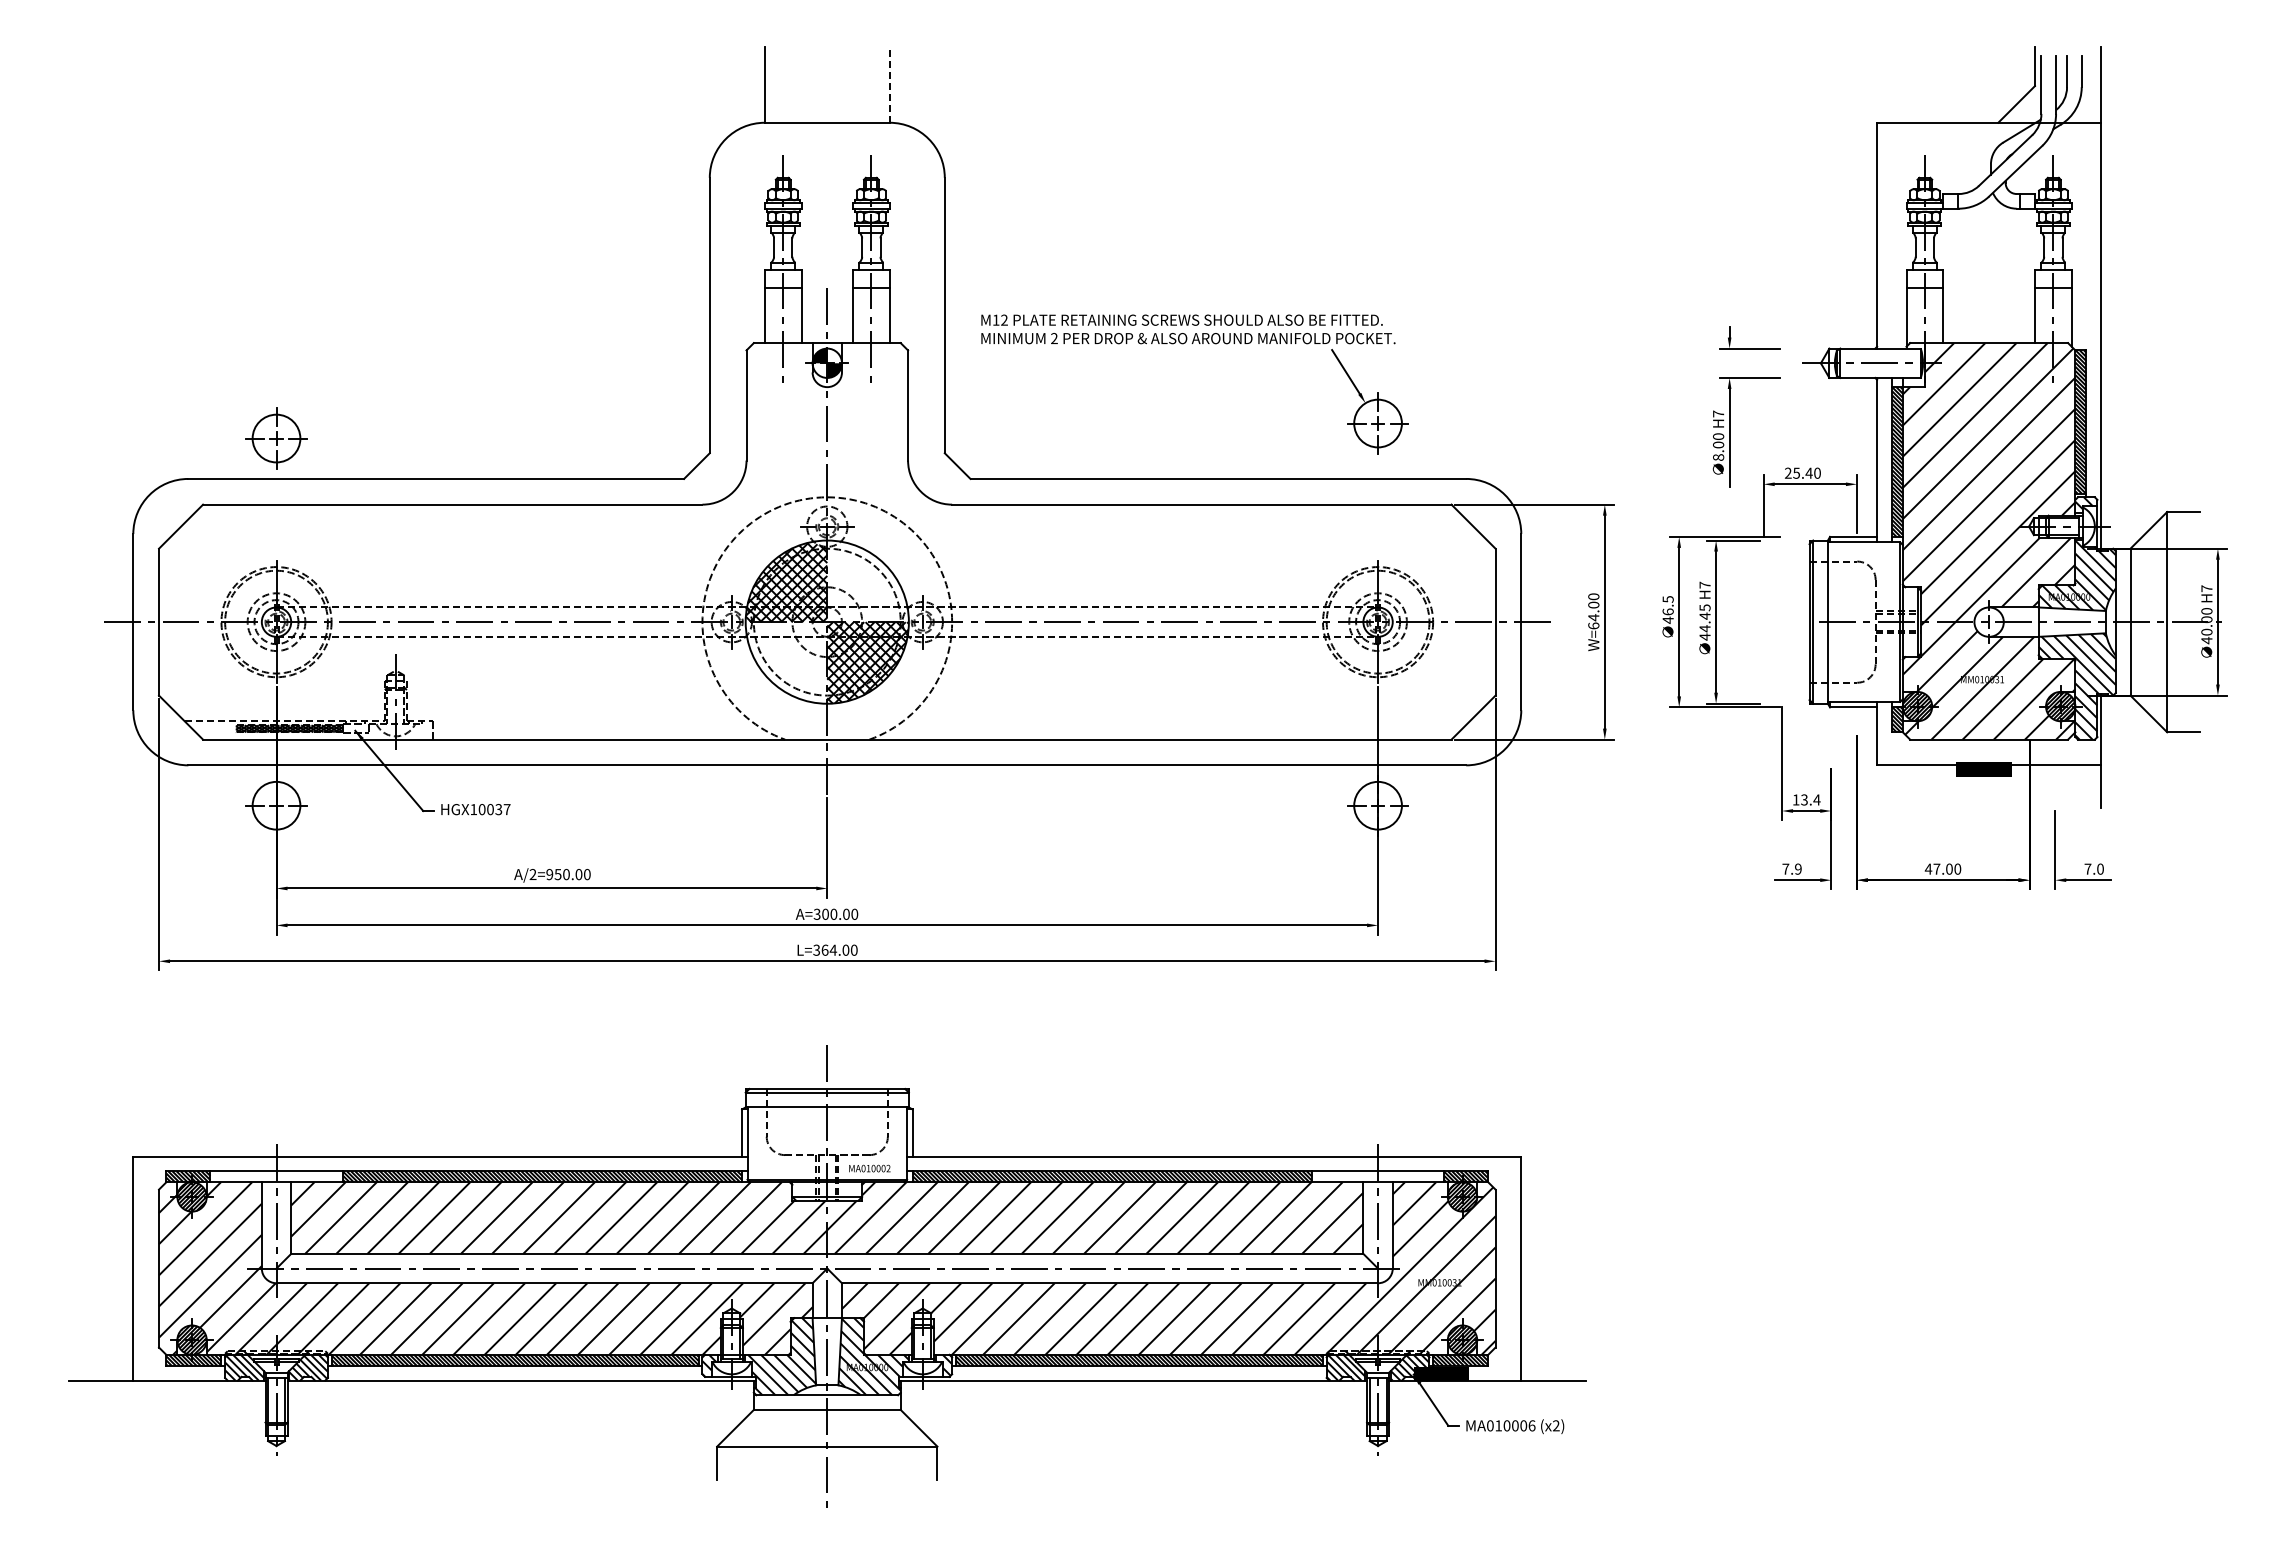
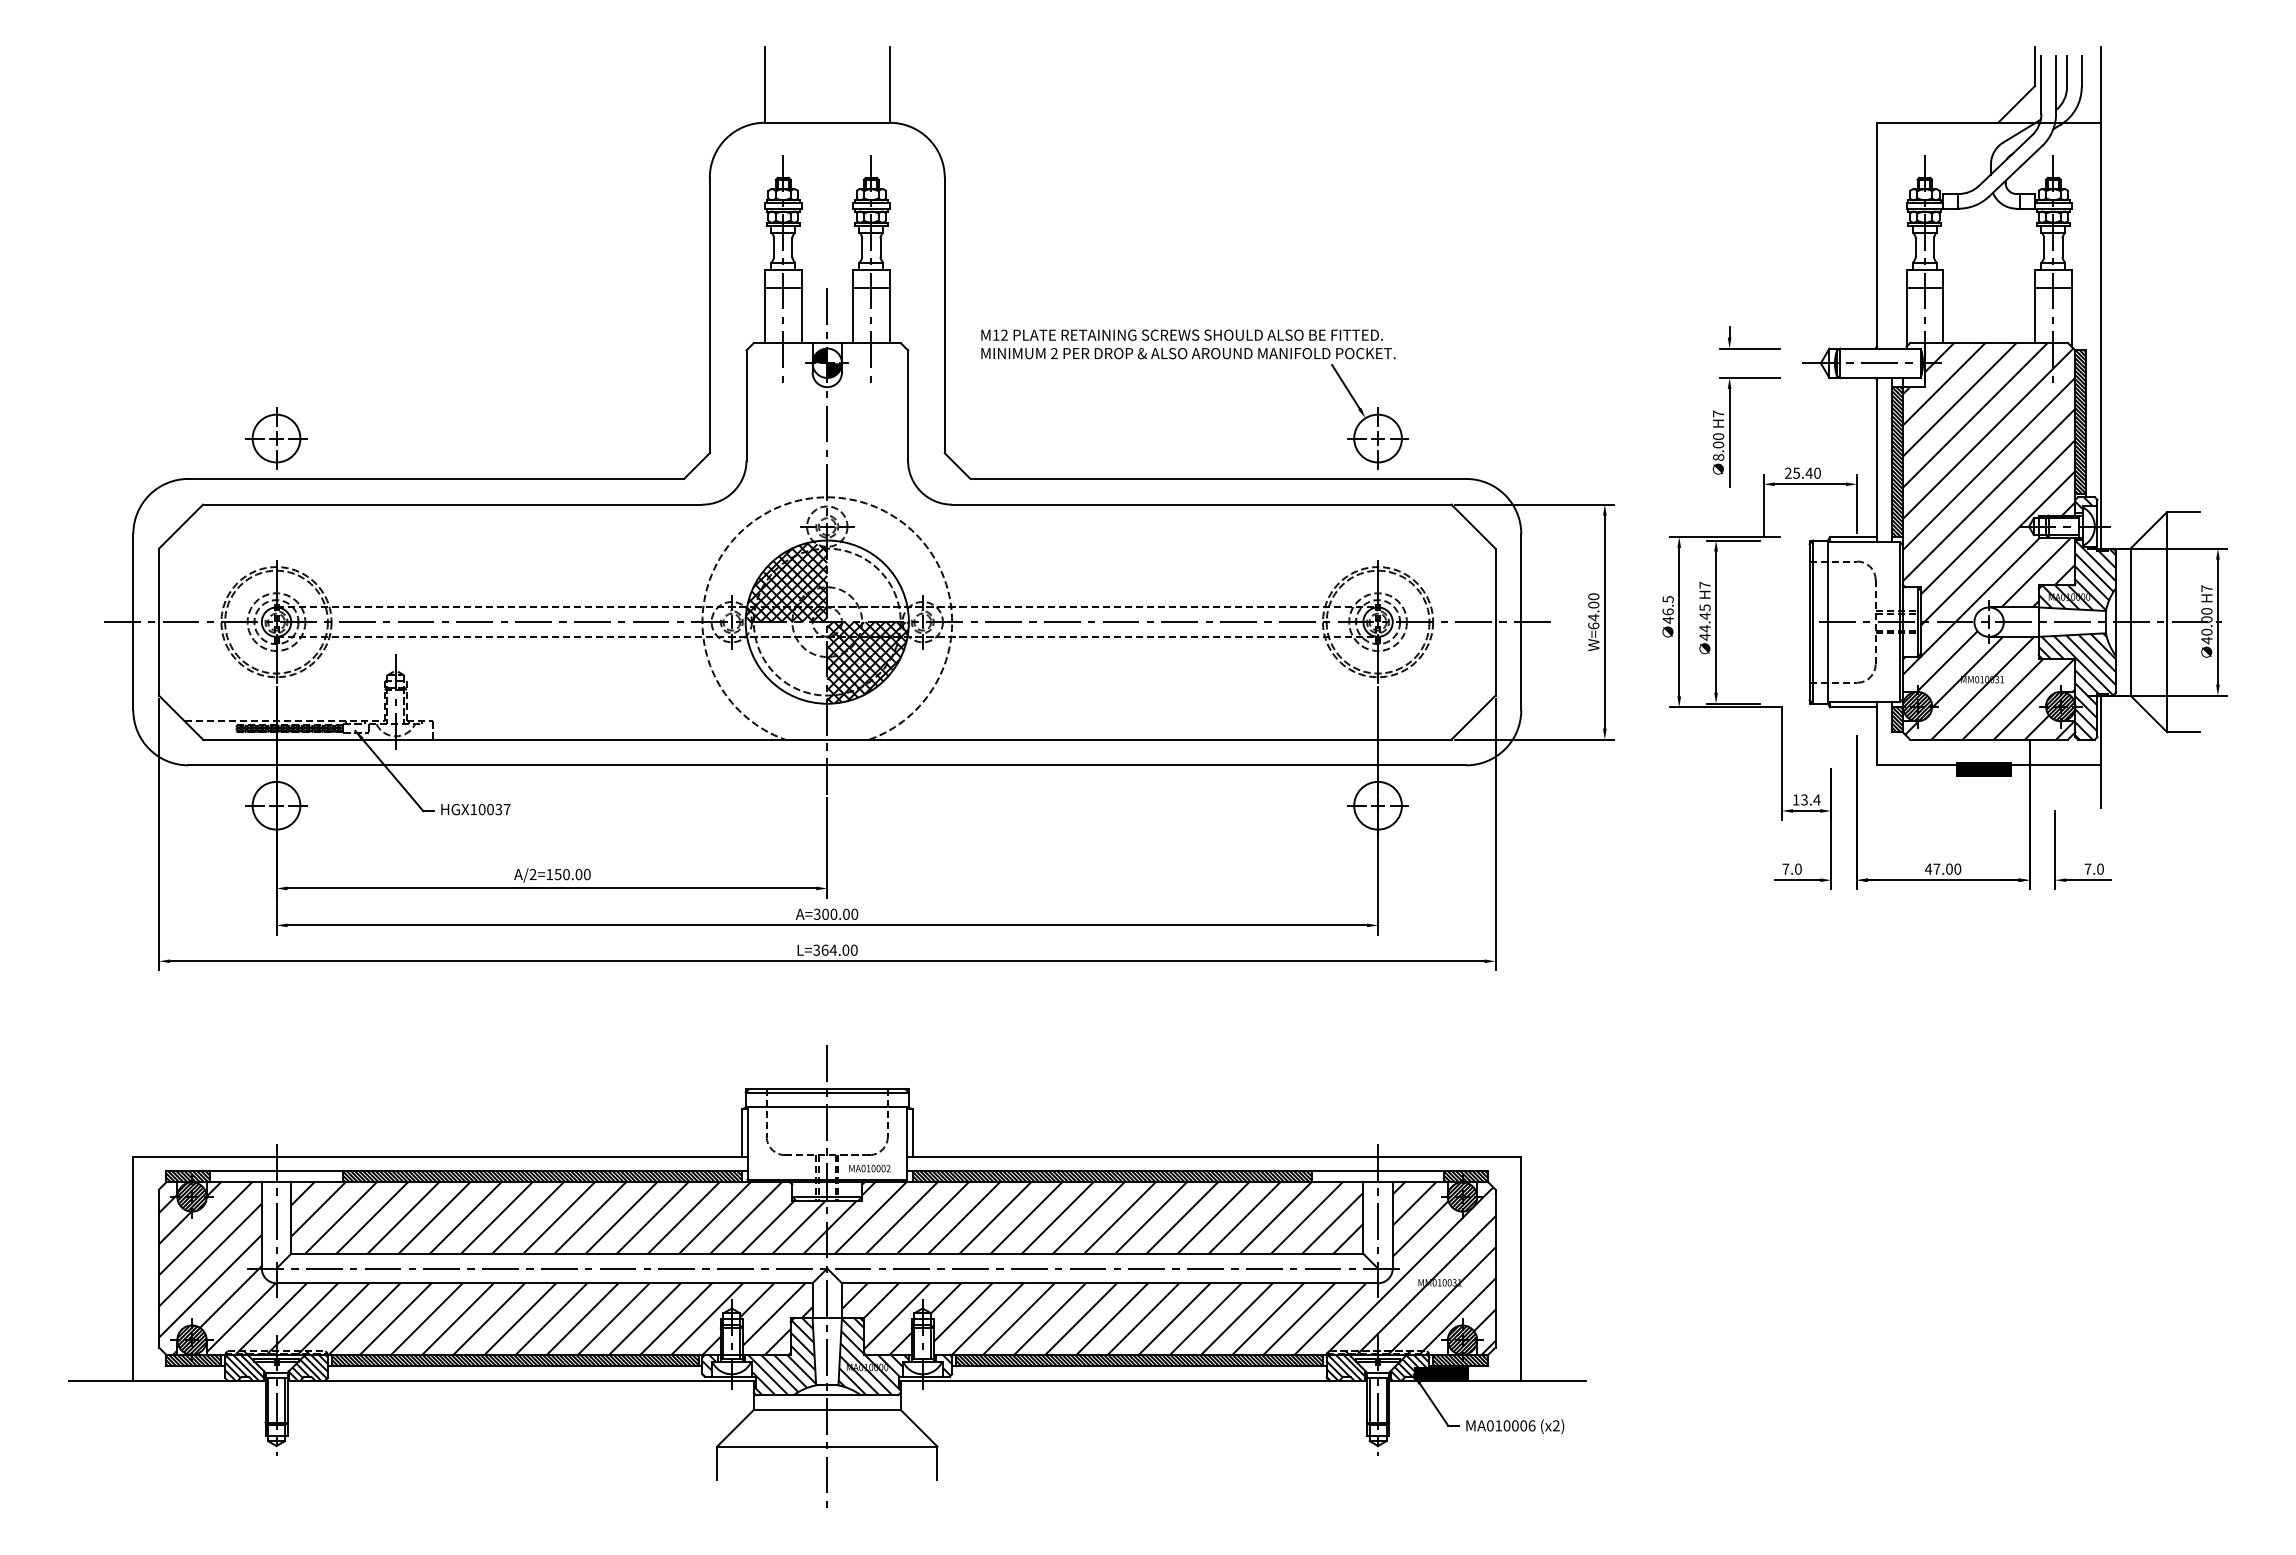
line: dashed -> solid (889, 84)
part position: (1193, 343) -> (1193, 358) (1193, 358)
text: 7.9 -> 7.0 (1798, 868)
text: A/2=950.00 -> A/2=150.00 (549, 874)
